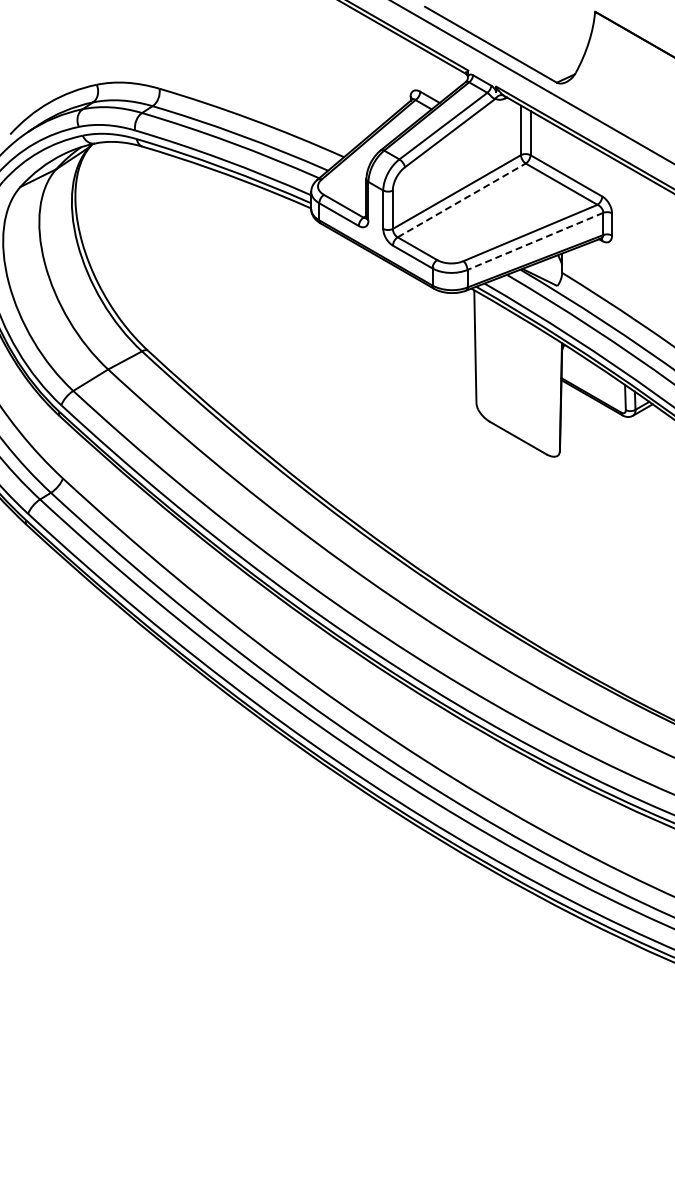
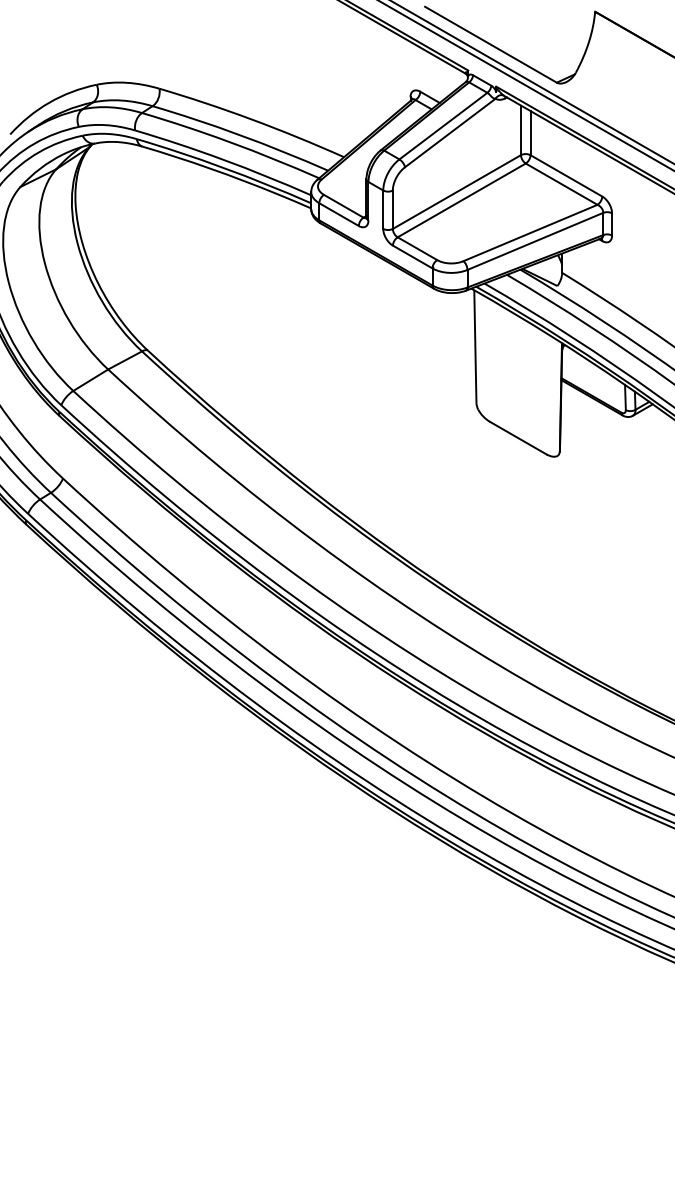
line: none -> present (526, 85)
line: dashed -> solid (461, 200)
line: dashed -> solid (535, 241)
